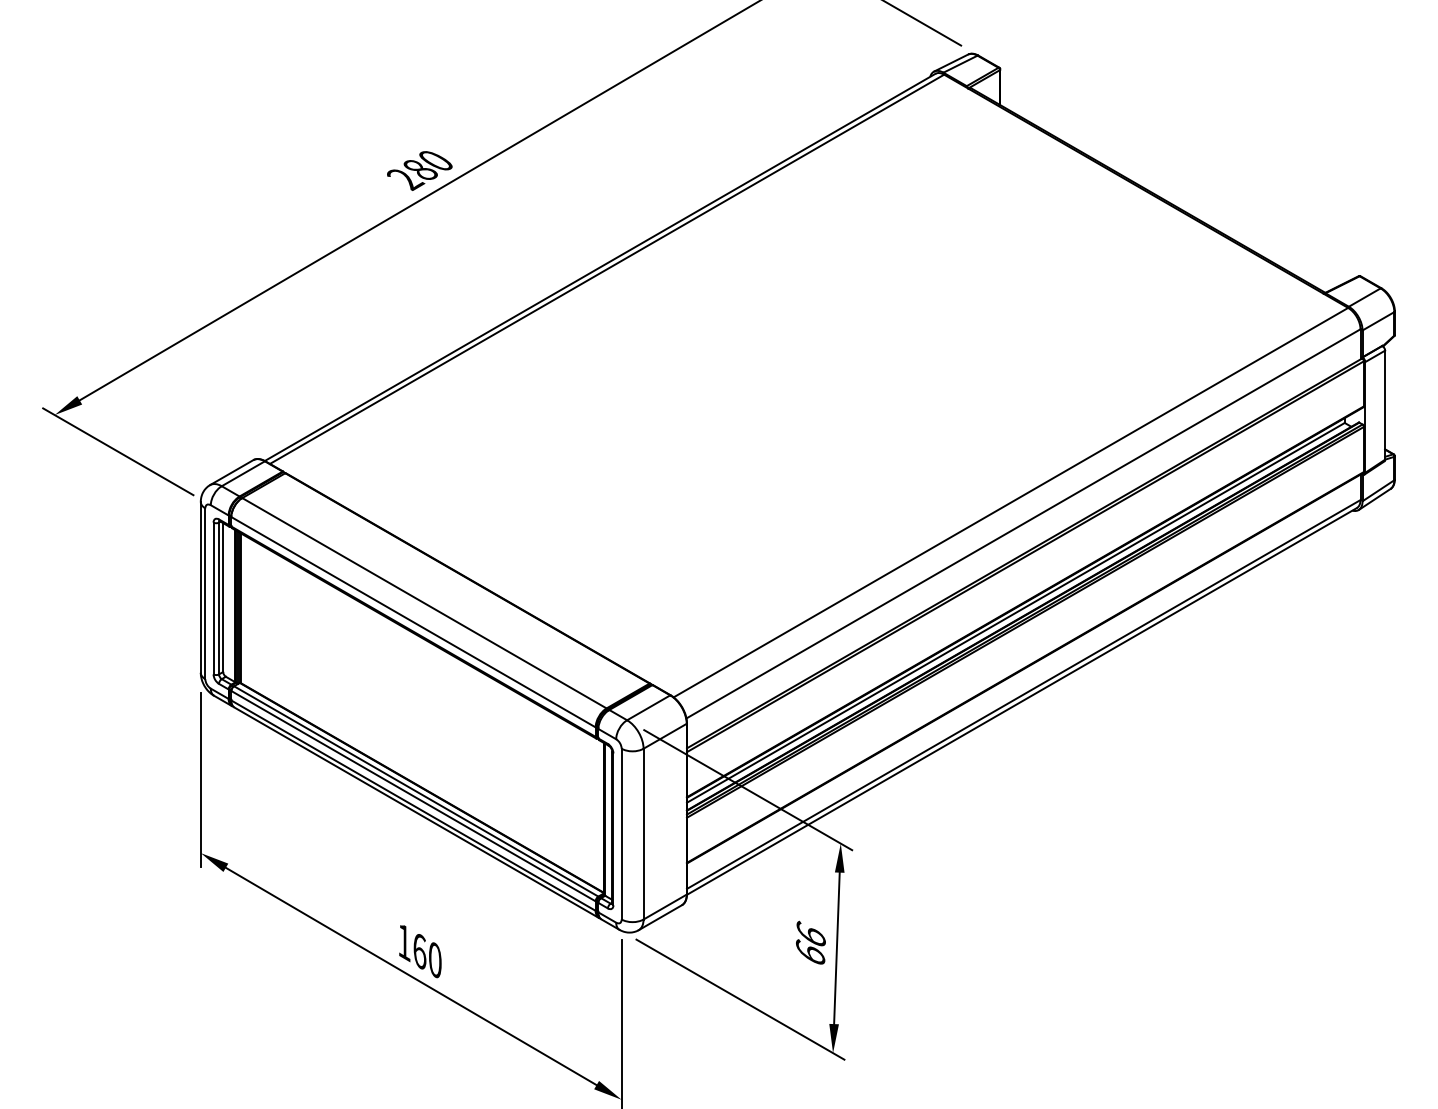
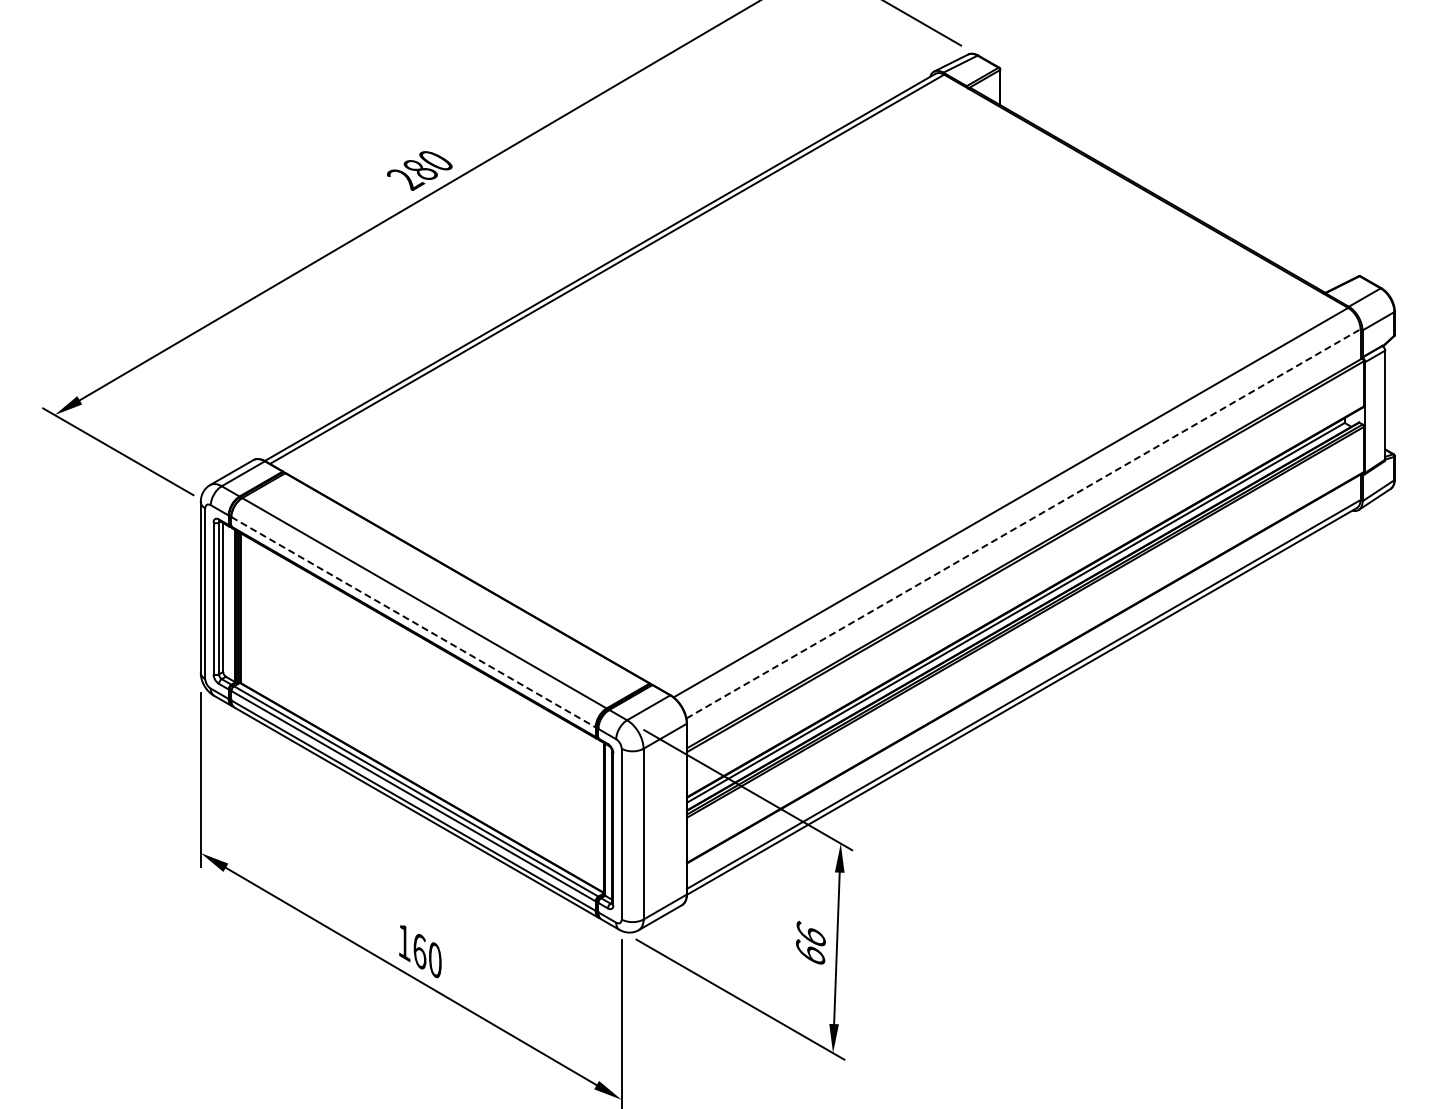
line: solid -> dashed (1023, 523)
line: solid -> dashed (413, 622)
